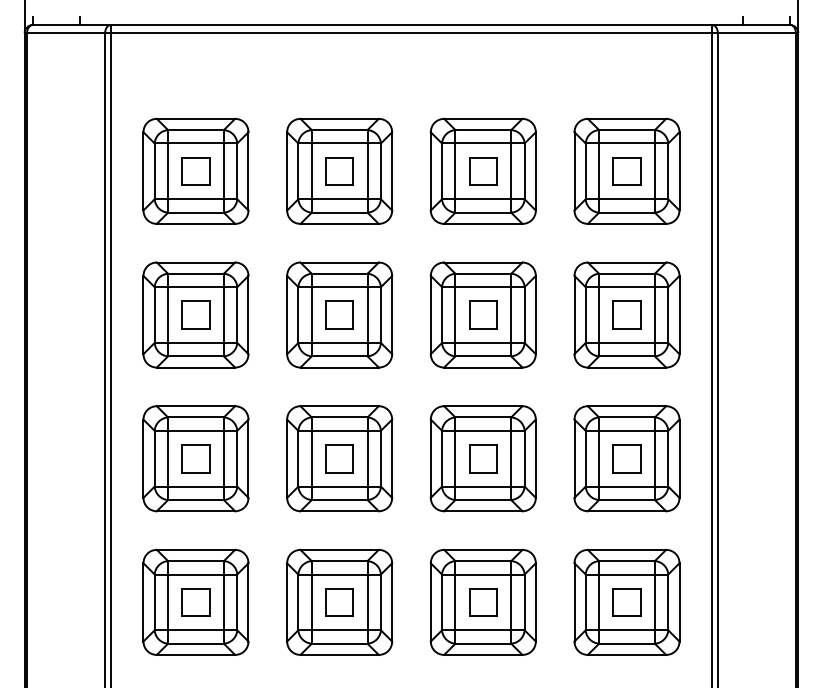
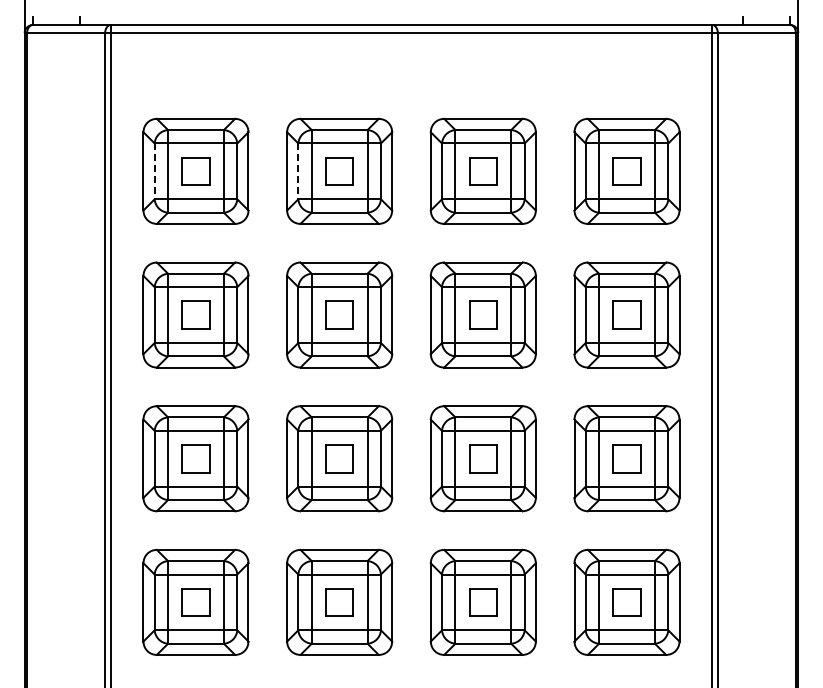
line: solid -> dashed (154, 171)
line: solid -> dashed (298, 171)
